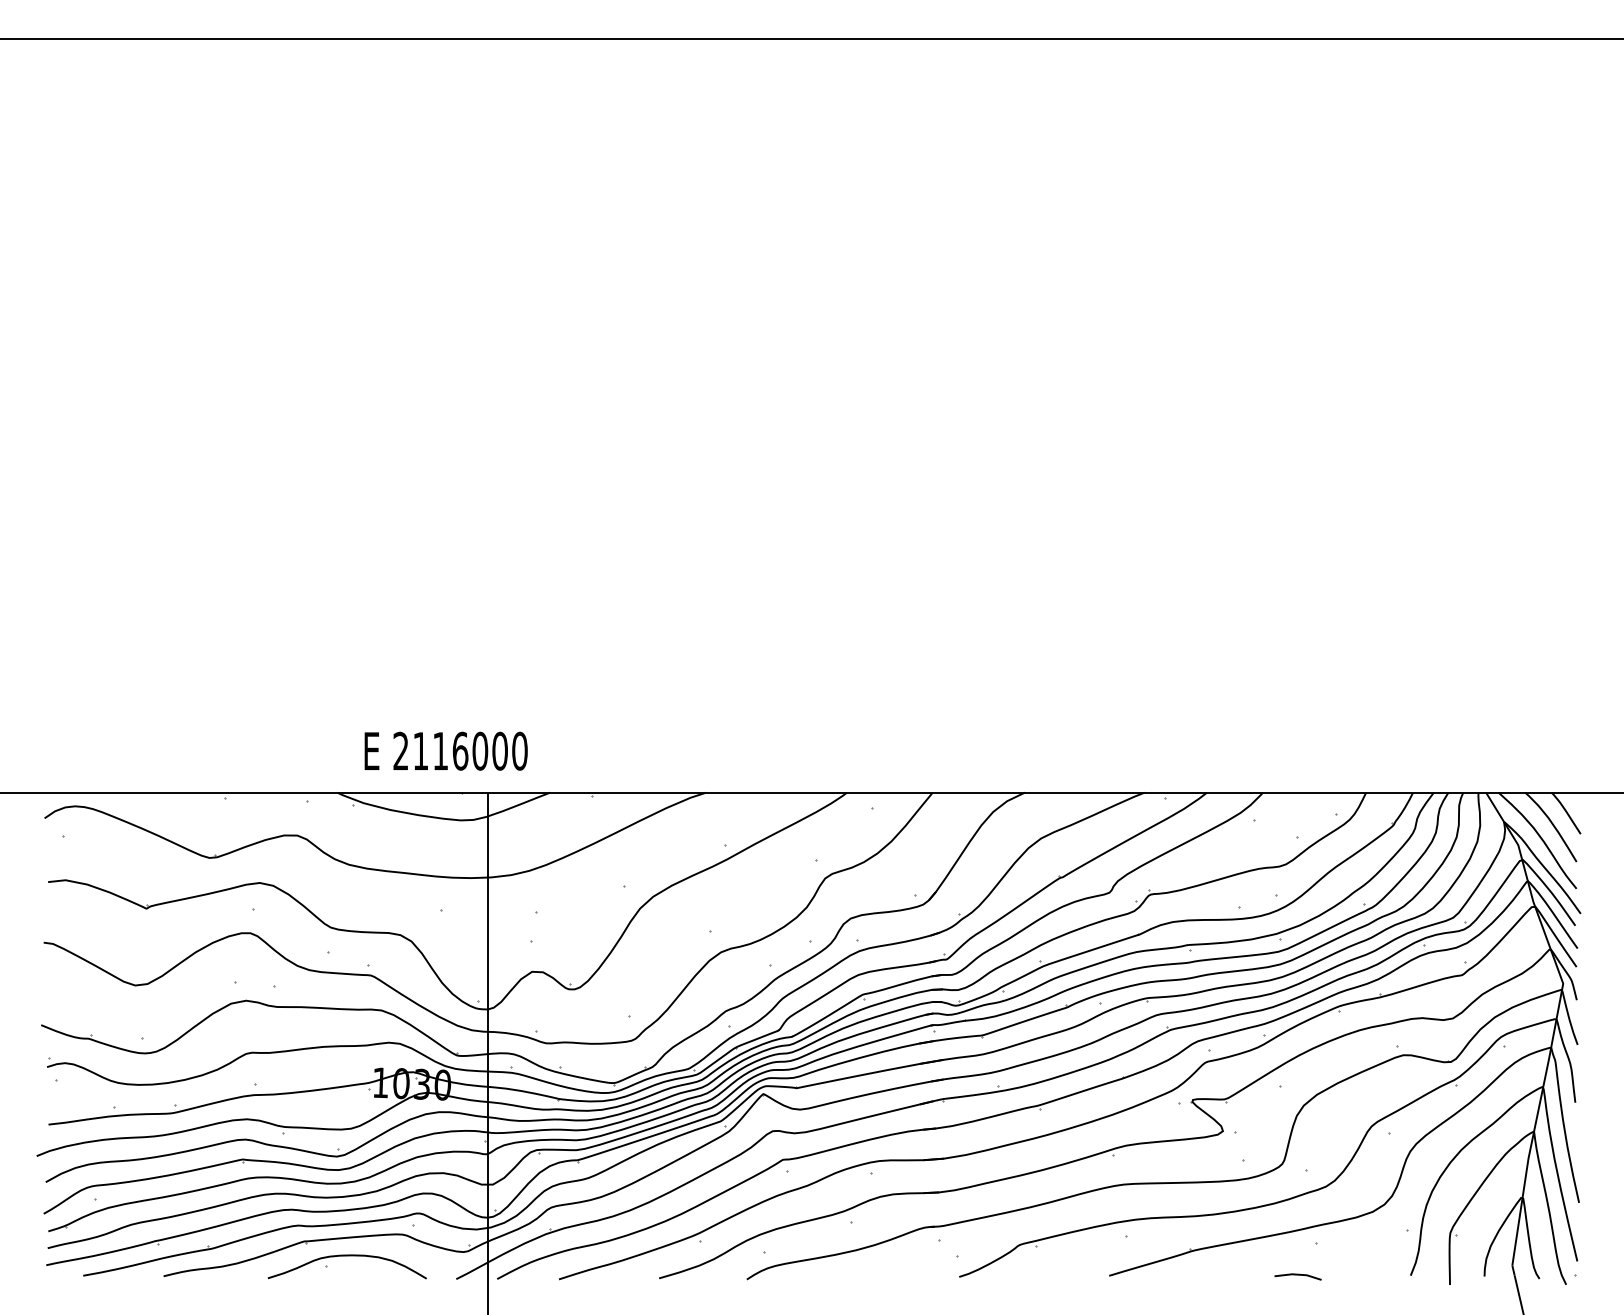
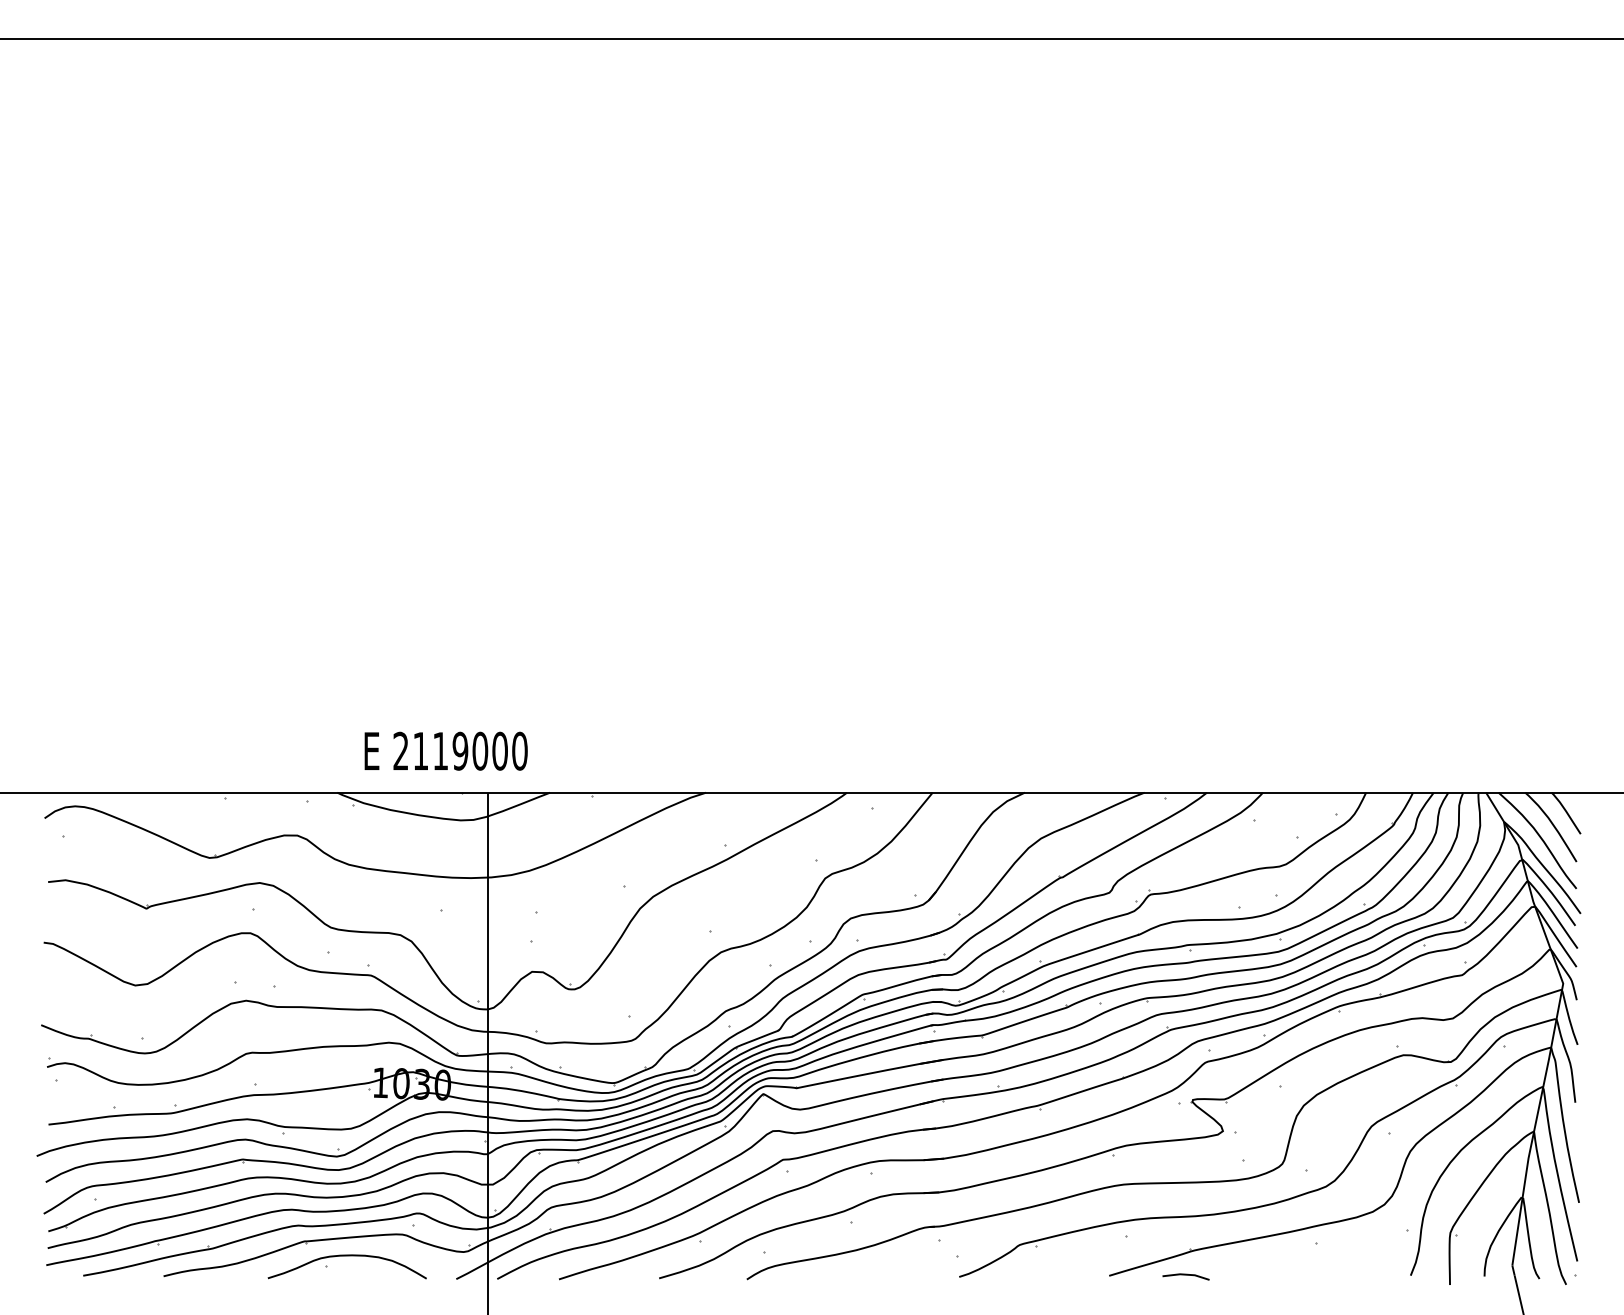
text: 2116000 -> 2119000 (460, 750)
line position: (1297, 1275) -> (1185, 1275) (1185, 1275)
